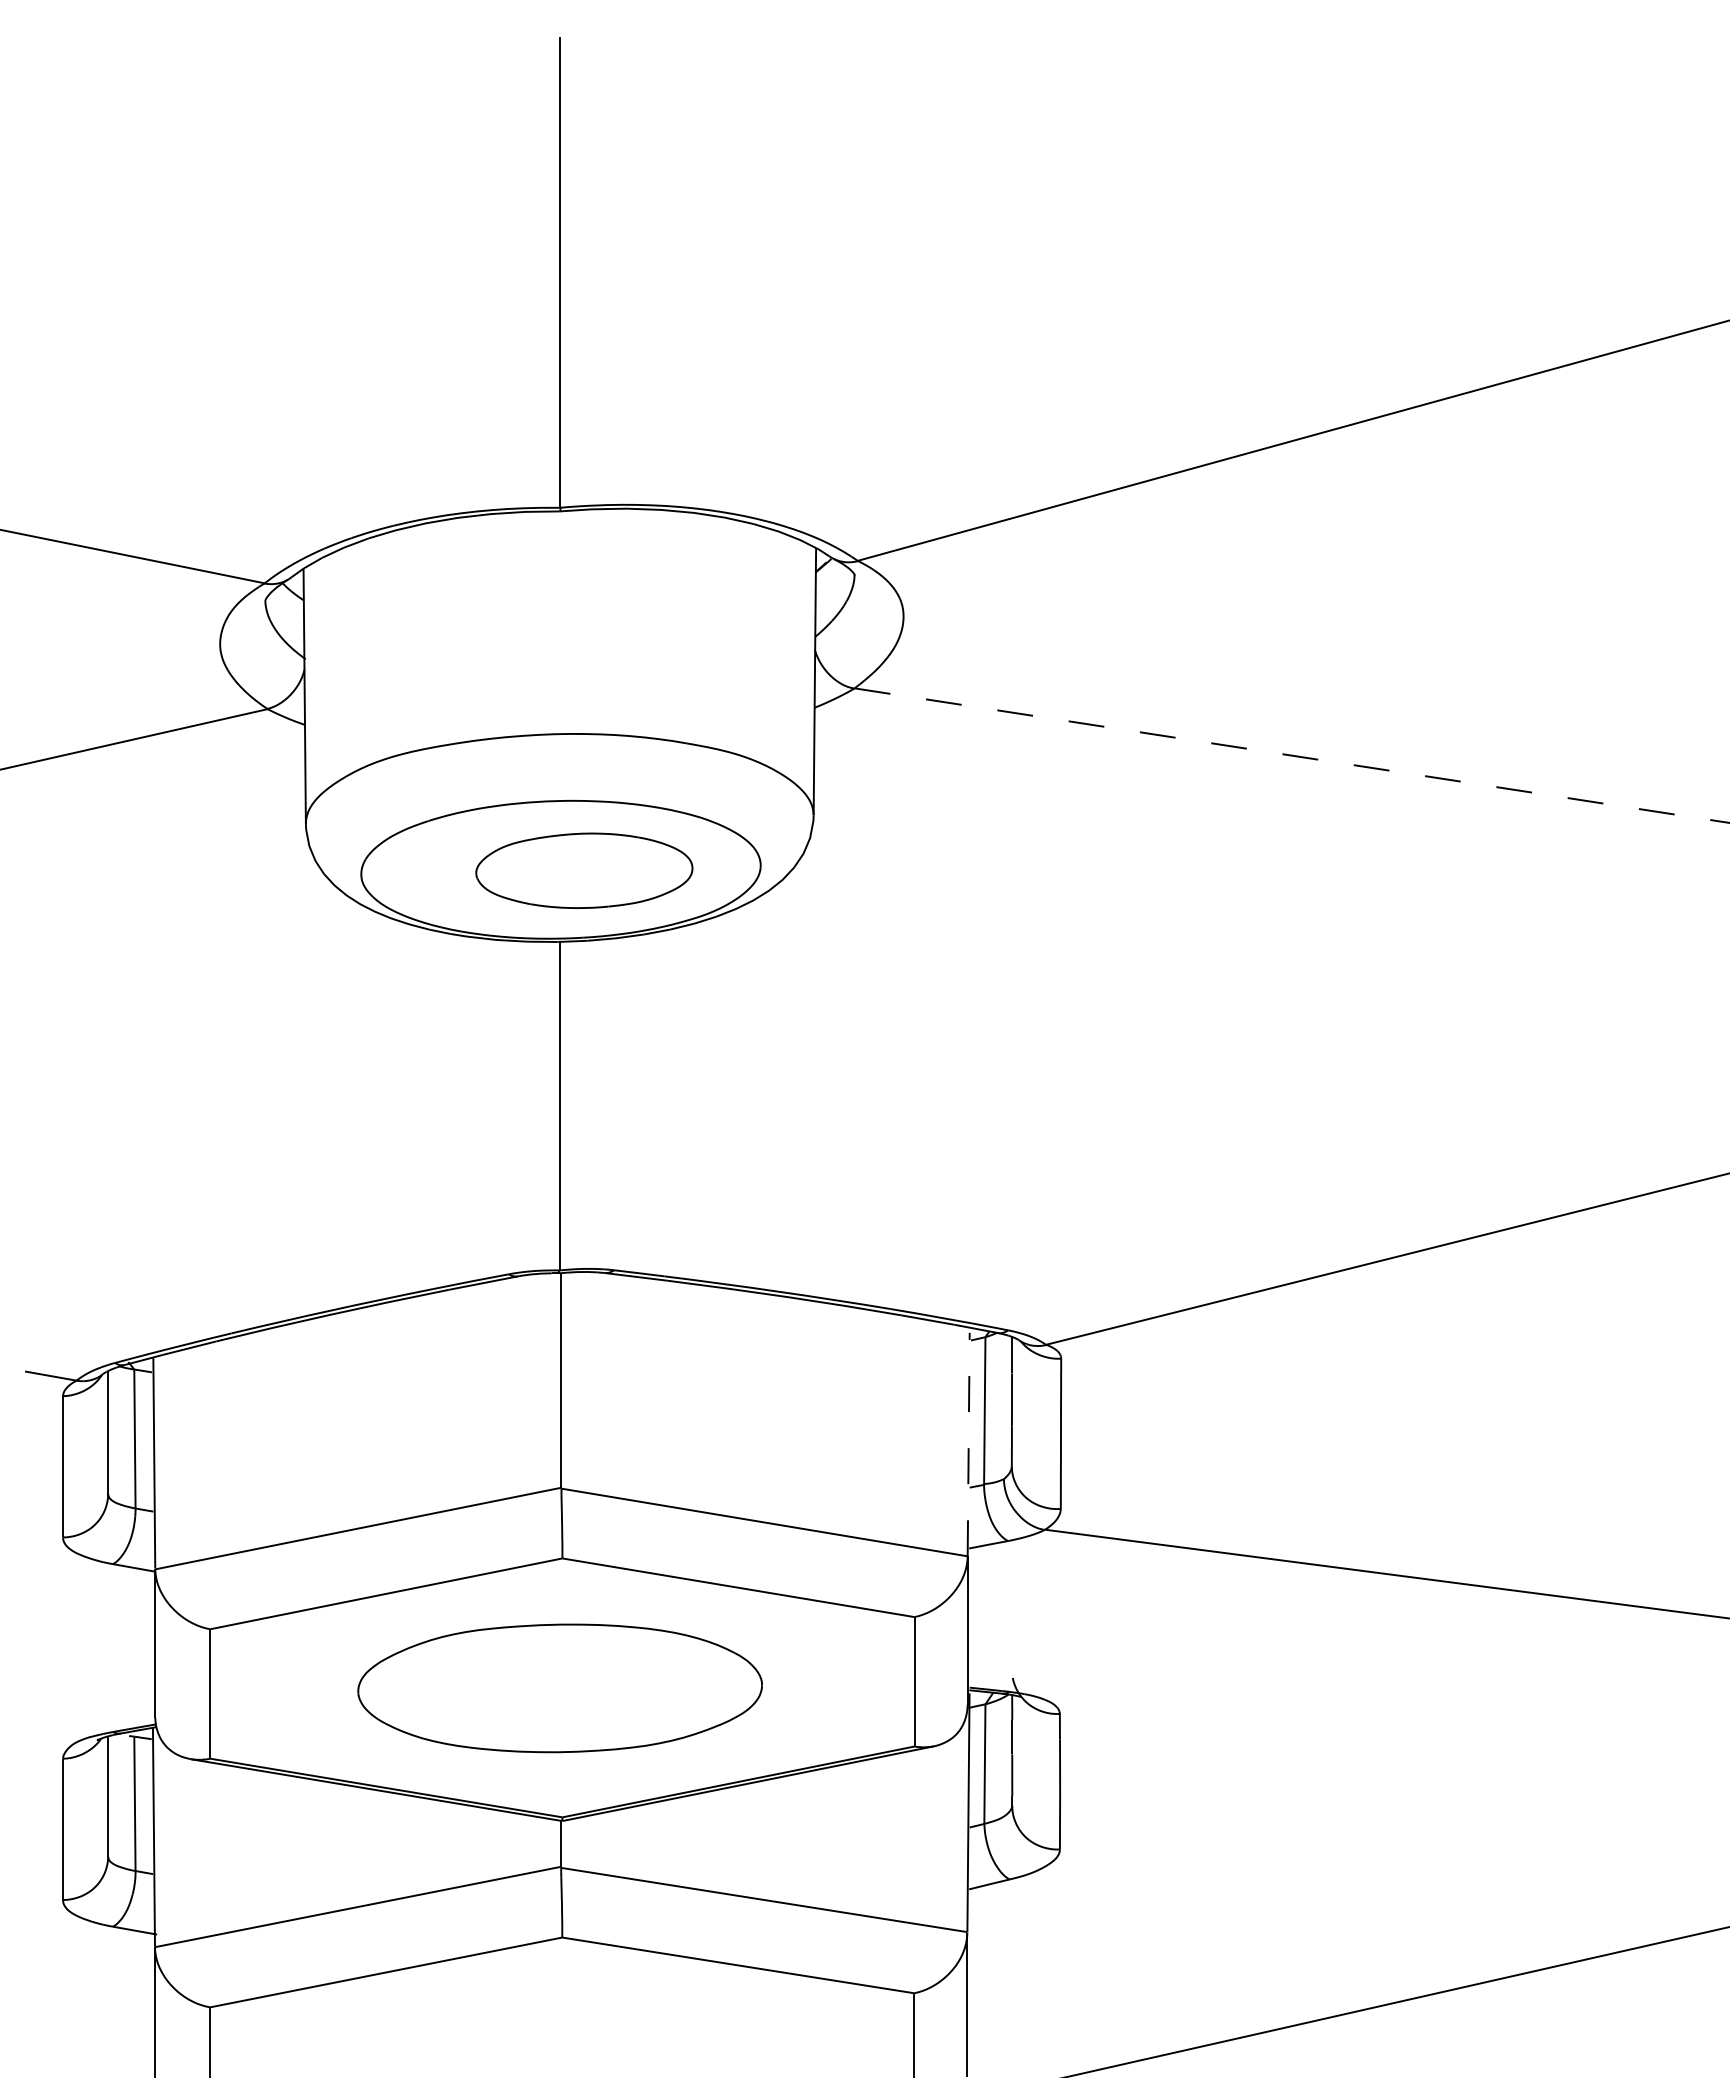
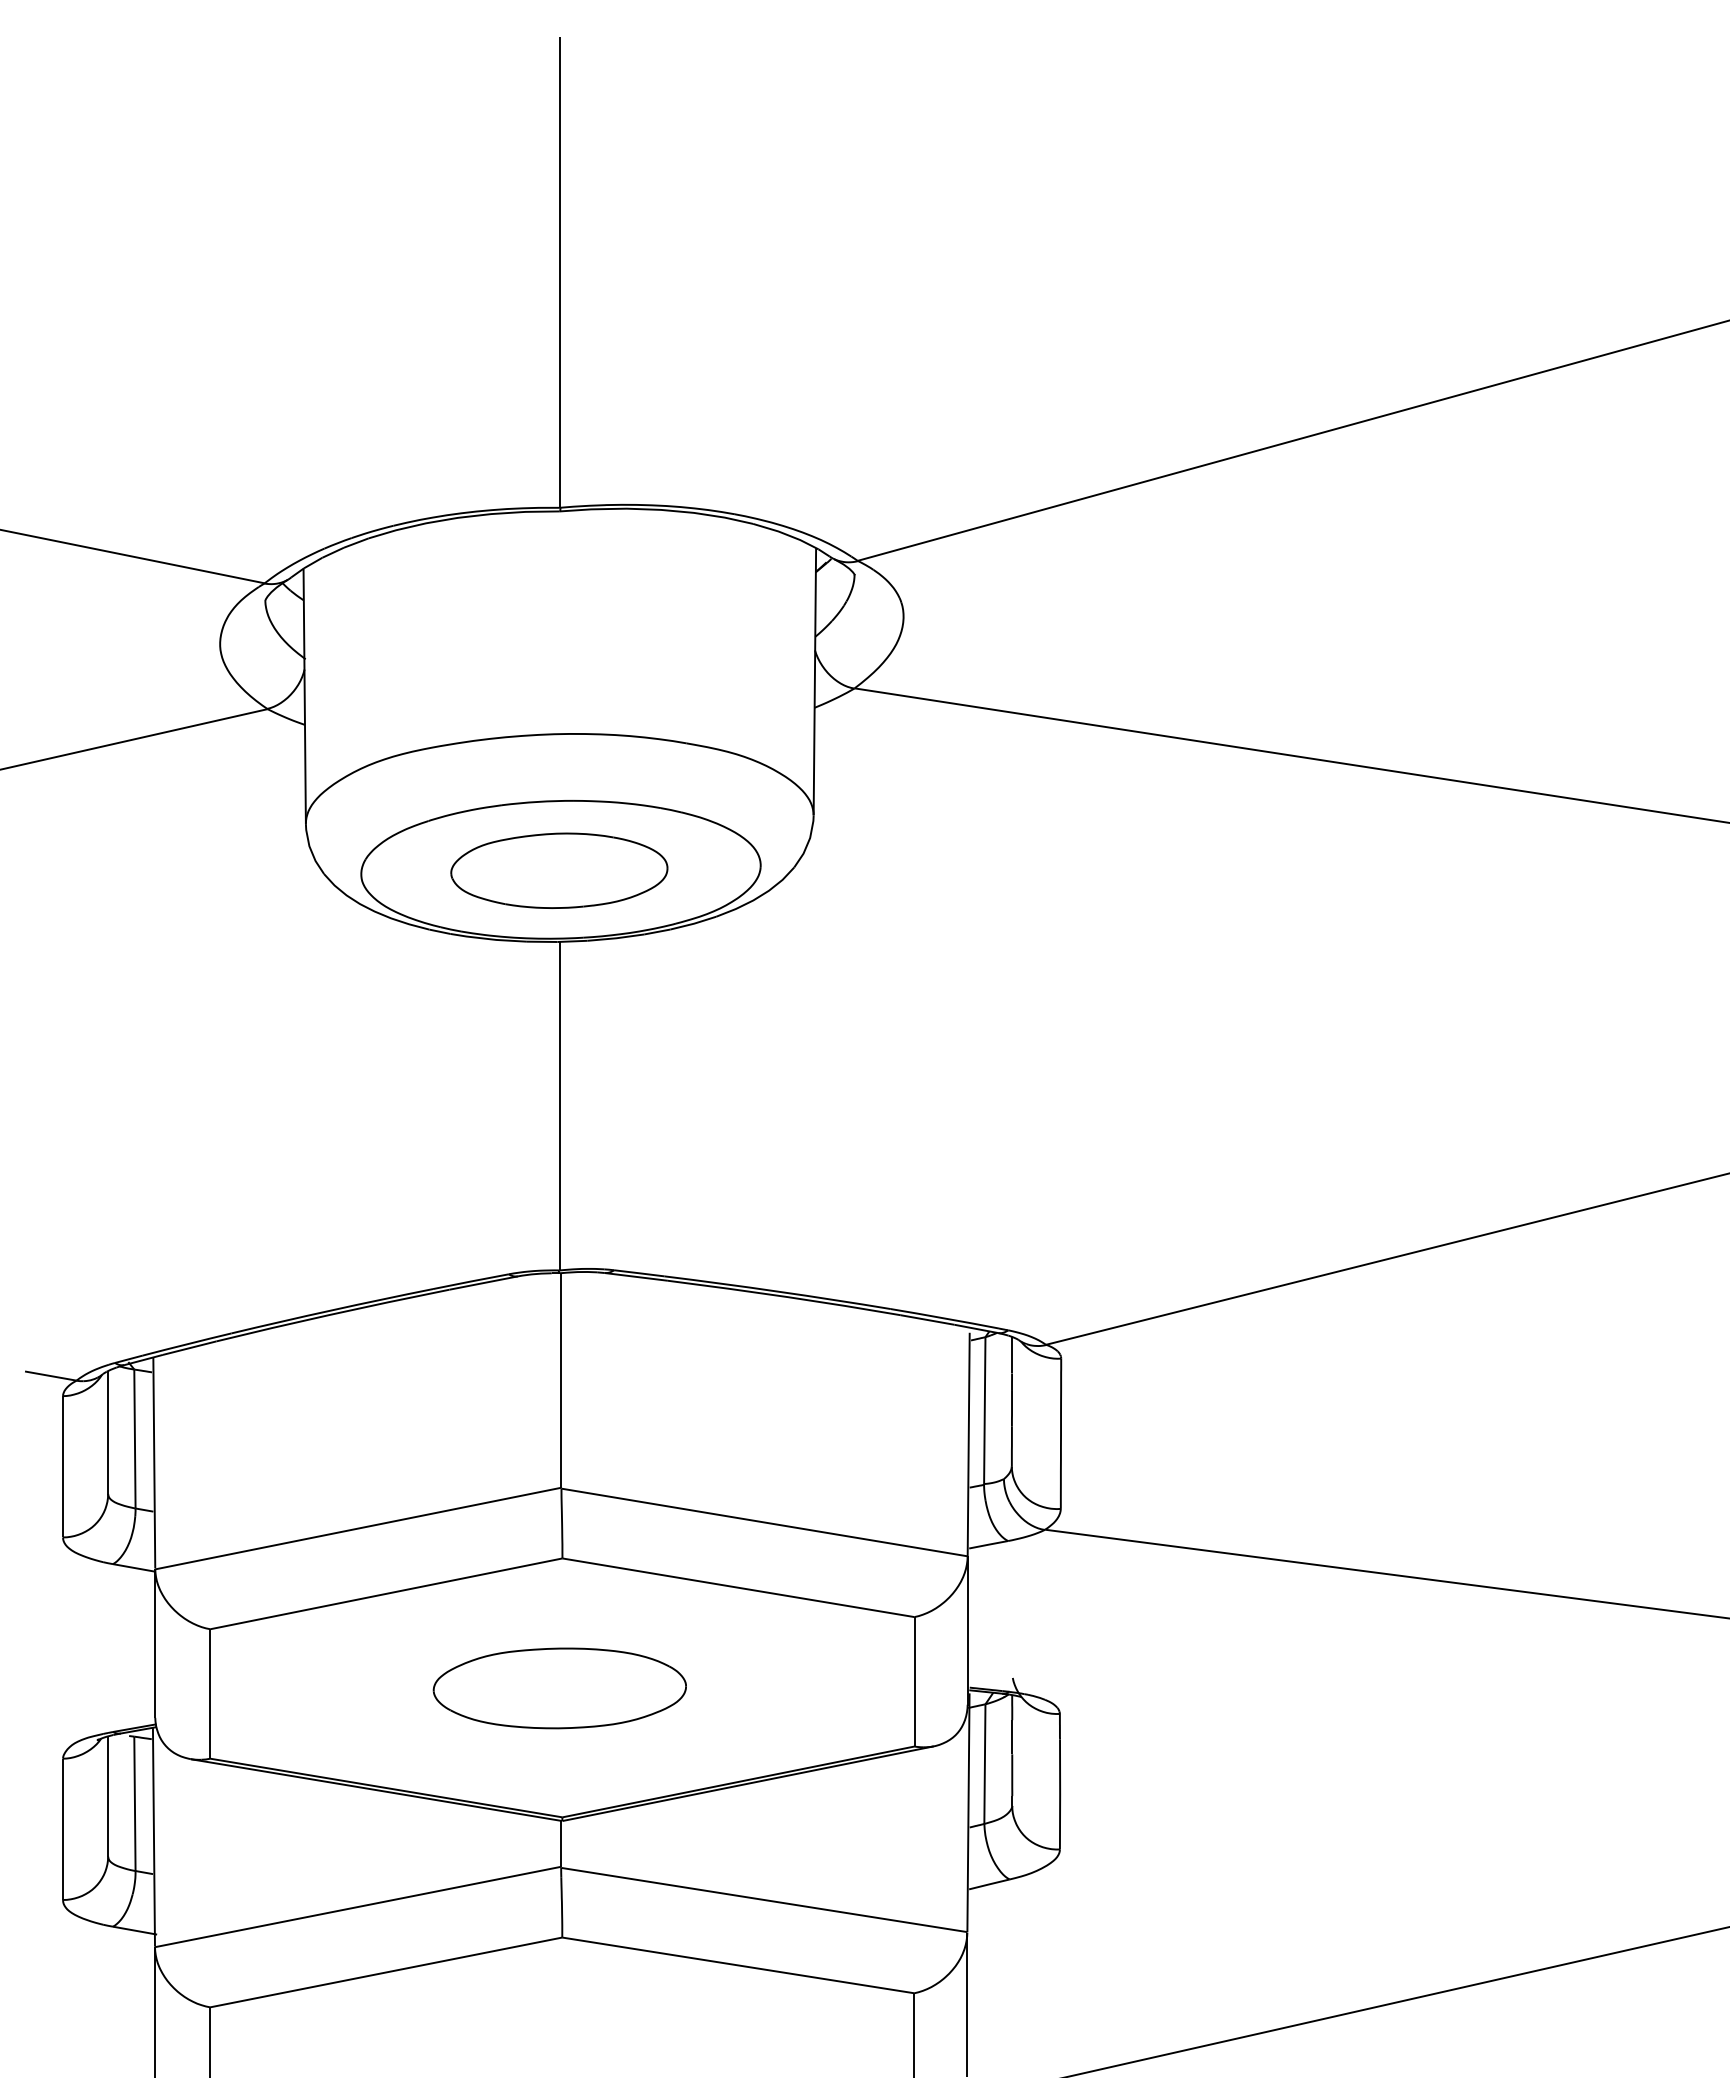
line: dashed -> solid (1292, 755)
part position: (584, 870) -> (559, 870) (559, 870)
line: dashed -> solid (968, 1444)
part size: 406x131 px -> 255x83 px (559, 1688)
